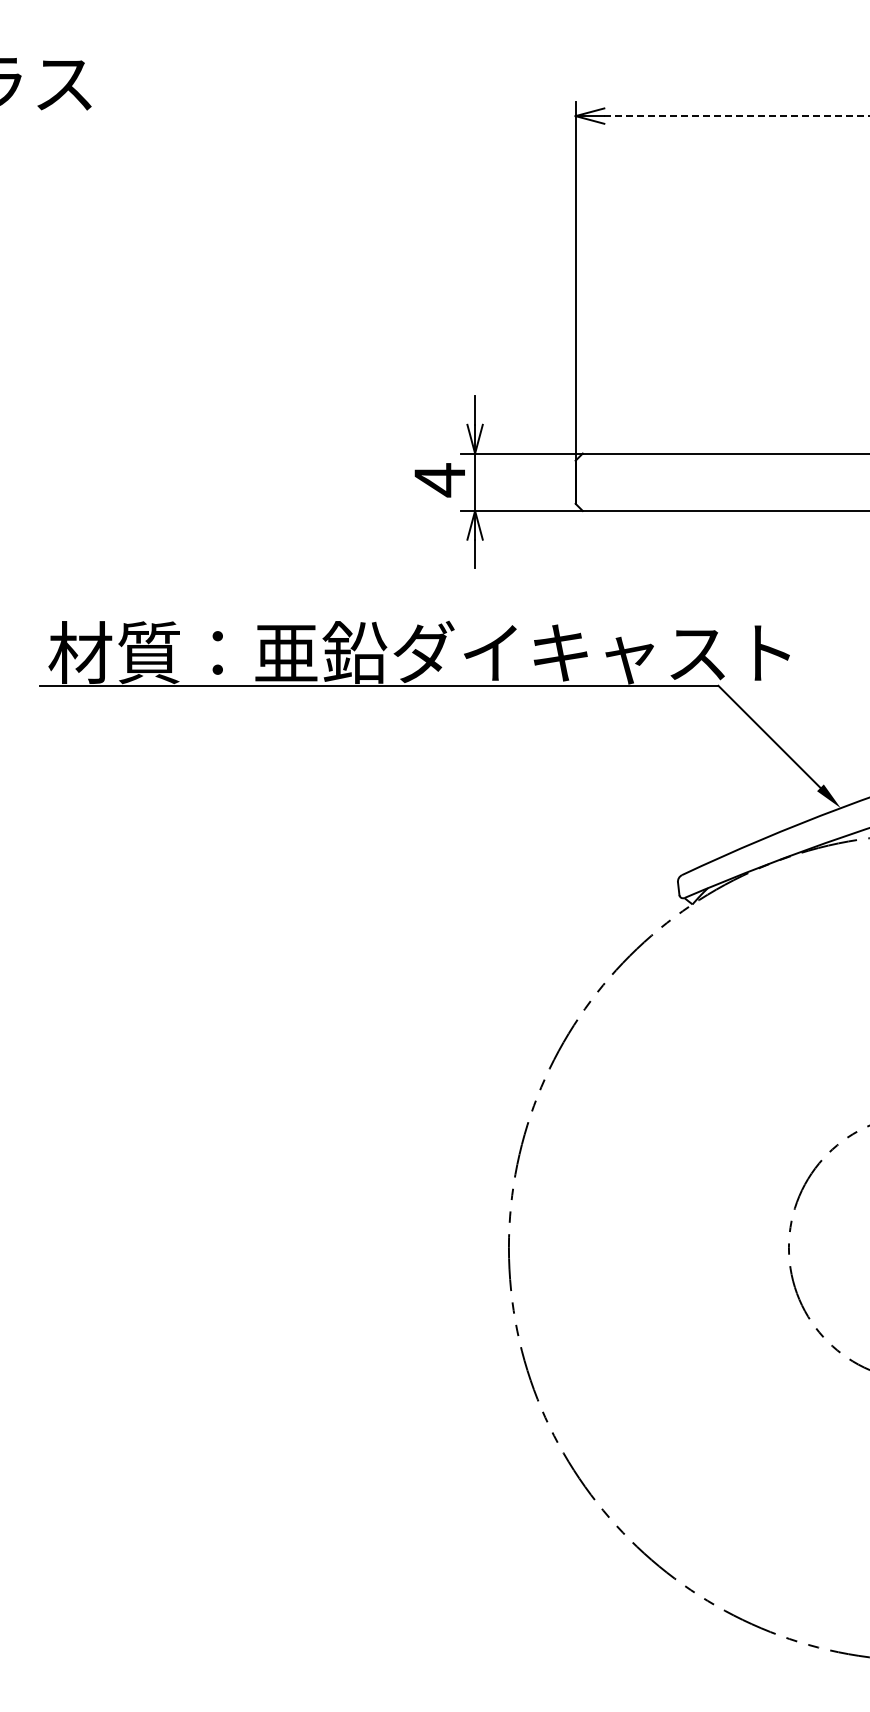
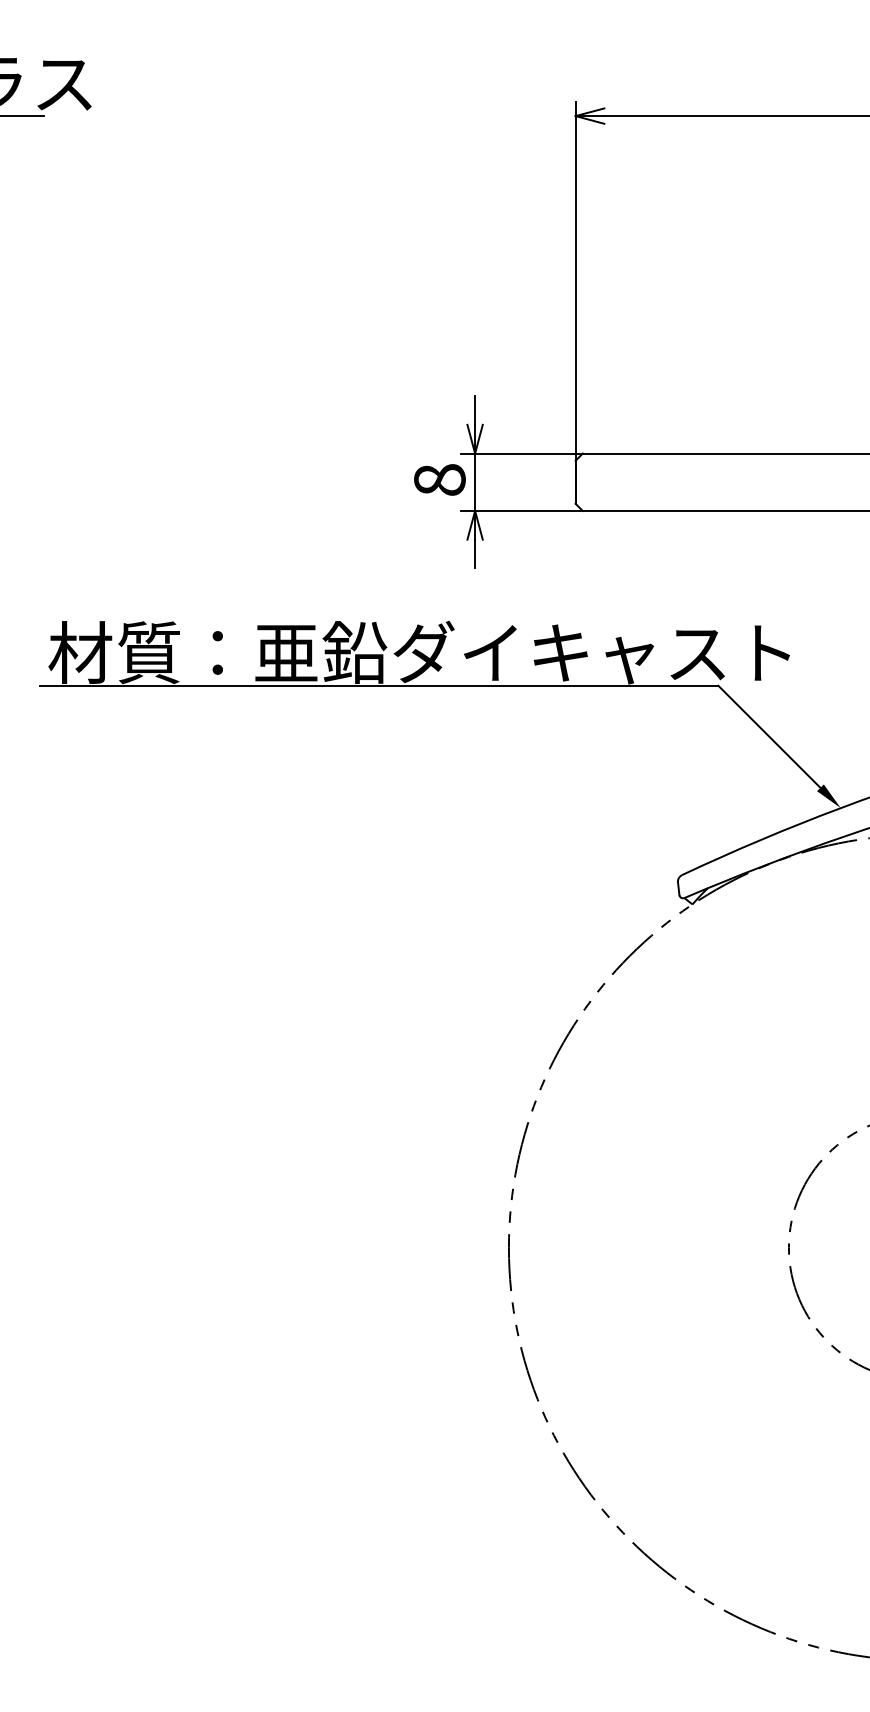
line: none -> present (23, 116)
line: dashed -> solid (737, 116)
text: 4 -> 8 (439, 480)
